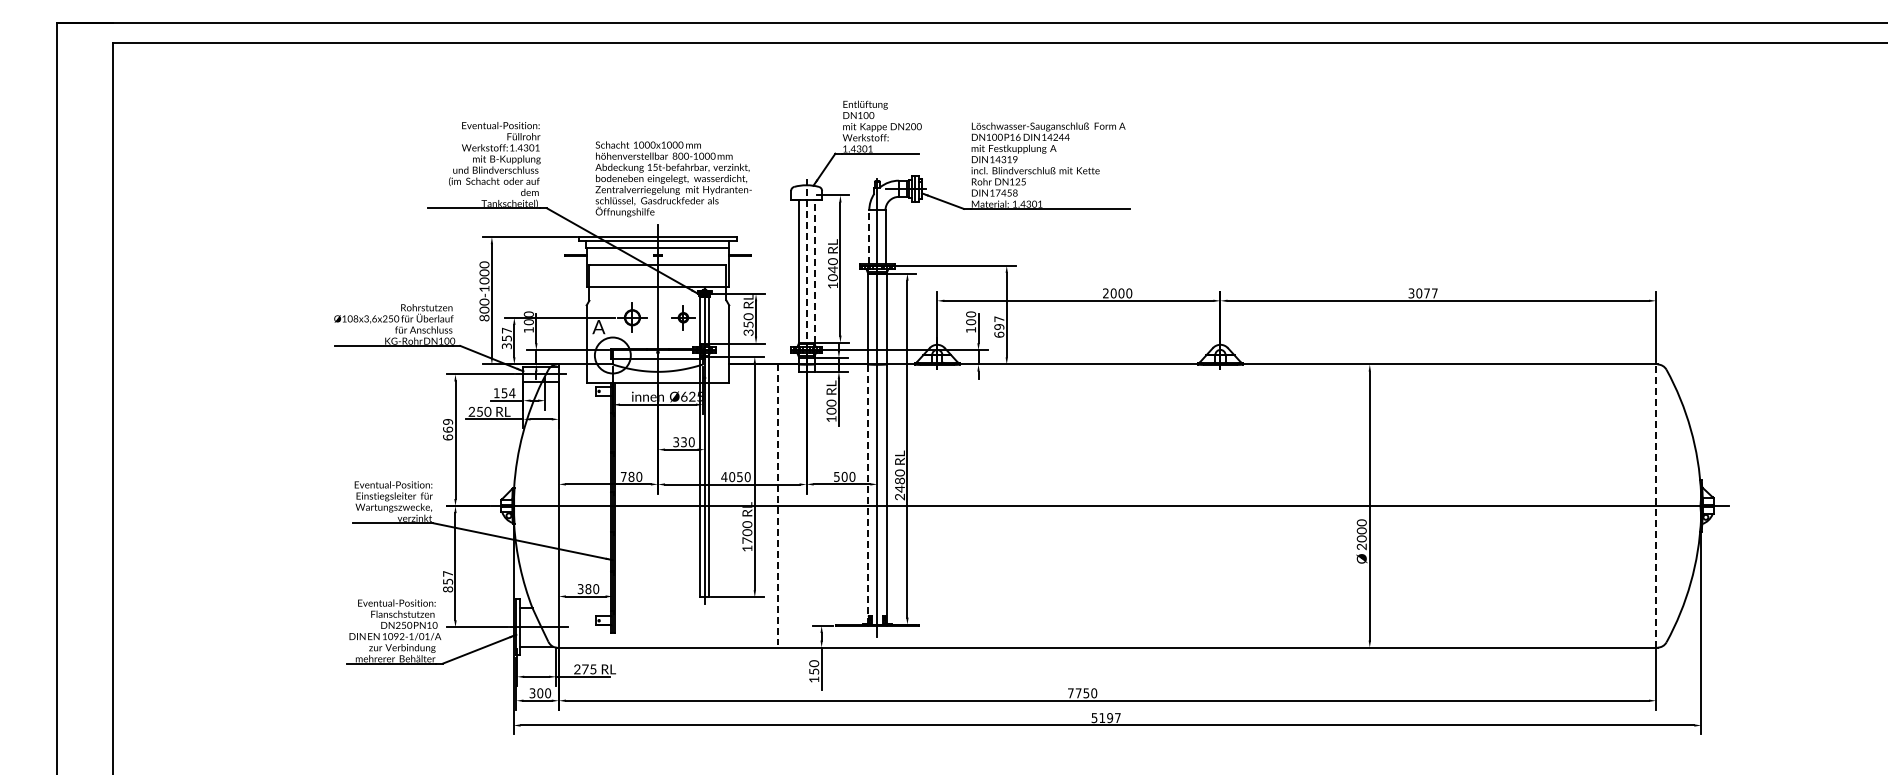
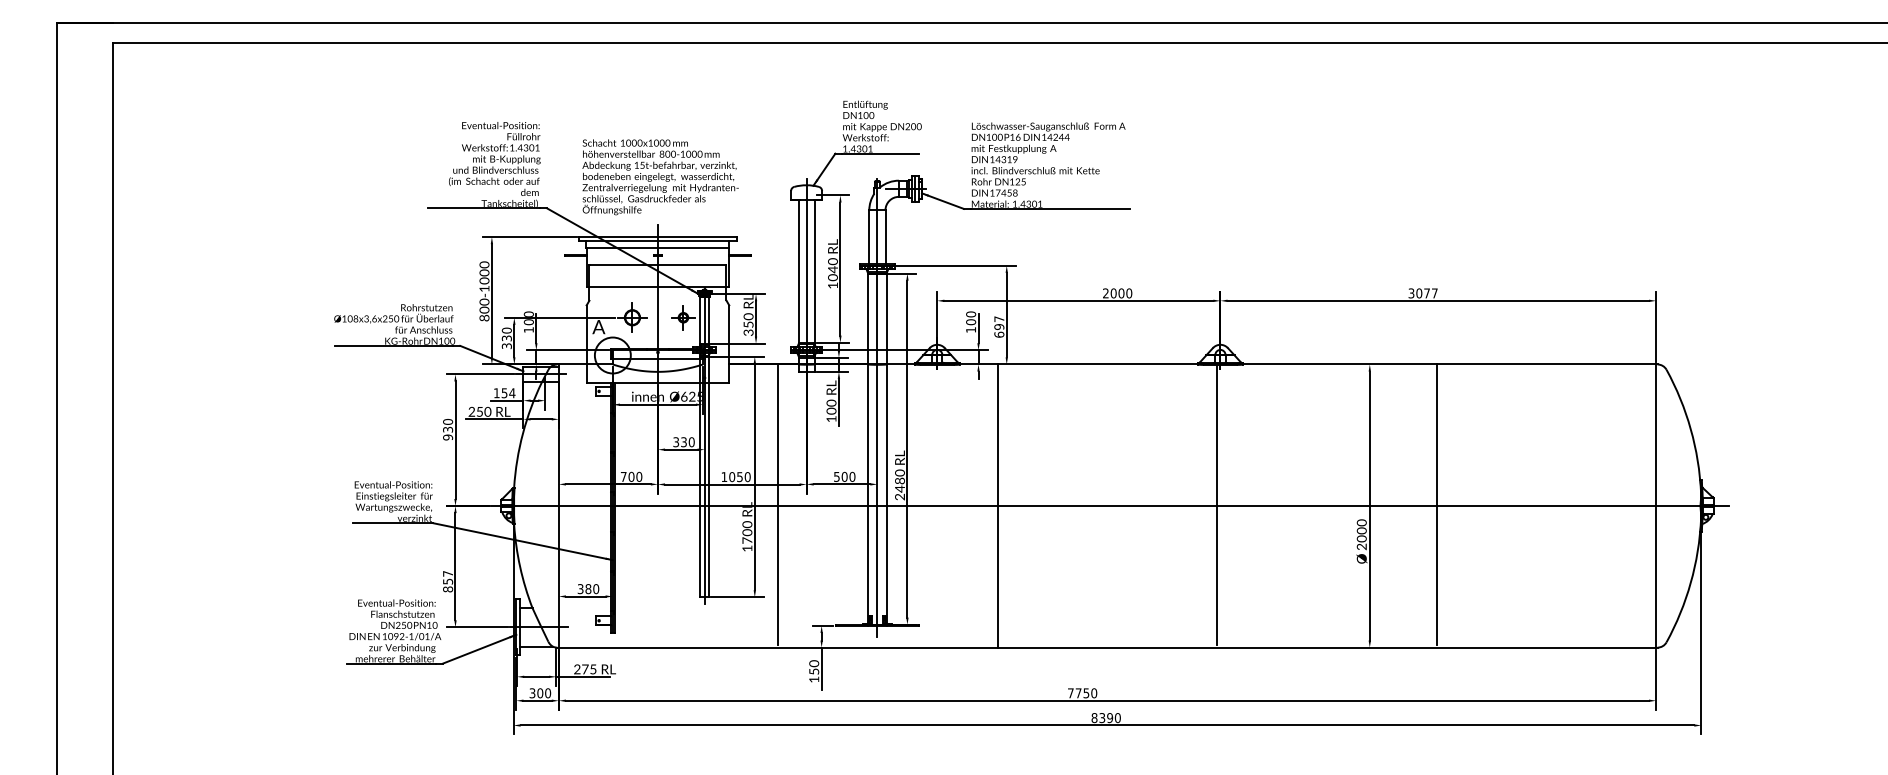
text position: (673, 179) -> (660, 177) (660, 177)
line: dashed -> solid (869, 237)
line: dashed -> solid (806, 263)
line: dashed -> solid (814, 270)
text: 357 -> 330 (506, 333)
text: 669 -> 930 (448, 429)
text: 780 -> 700 (631, 476)
text: 4050 -> 1050 (724, 476)
line: dashed -> solid (867, 494)
line: none -> present (1217, 504)
line: none -> present (1436, 504)
line: dashed -> solid (778, 505)
line: none -> present (997, 505)
line: dashed -> solid (1656, 506)
text: 5197 -> 8390 (1105, 718)
